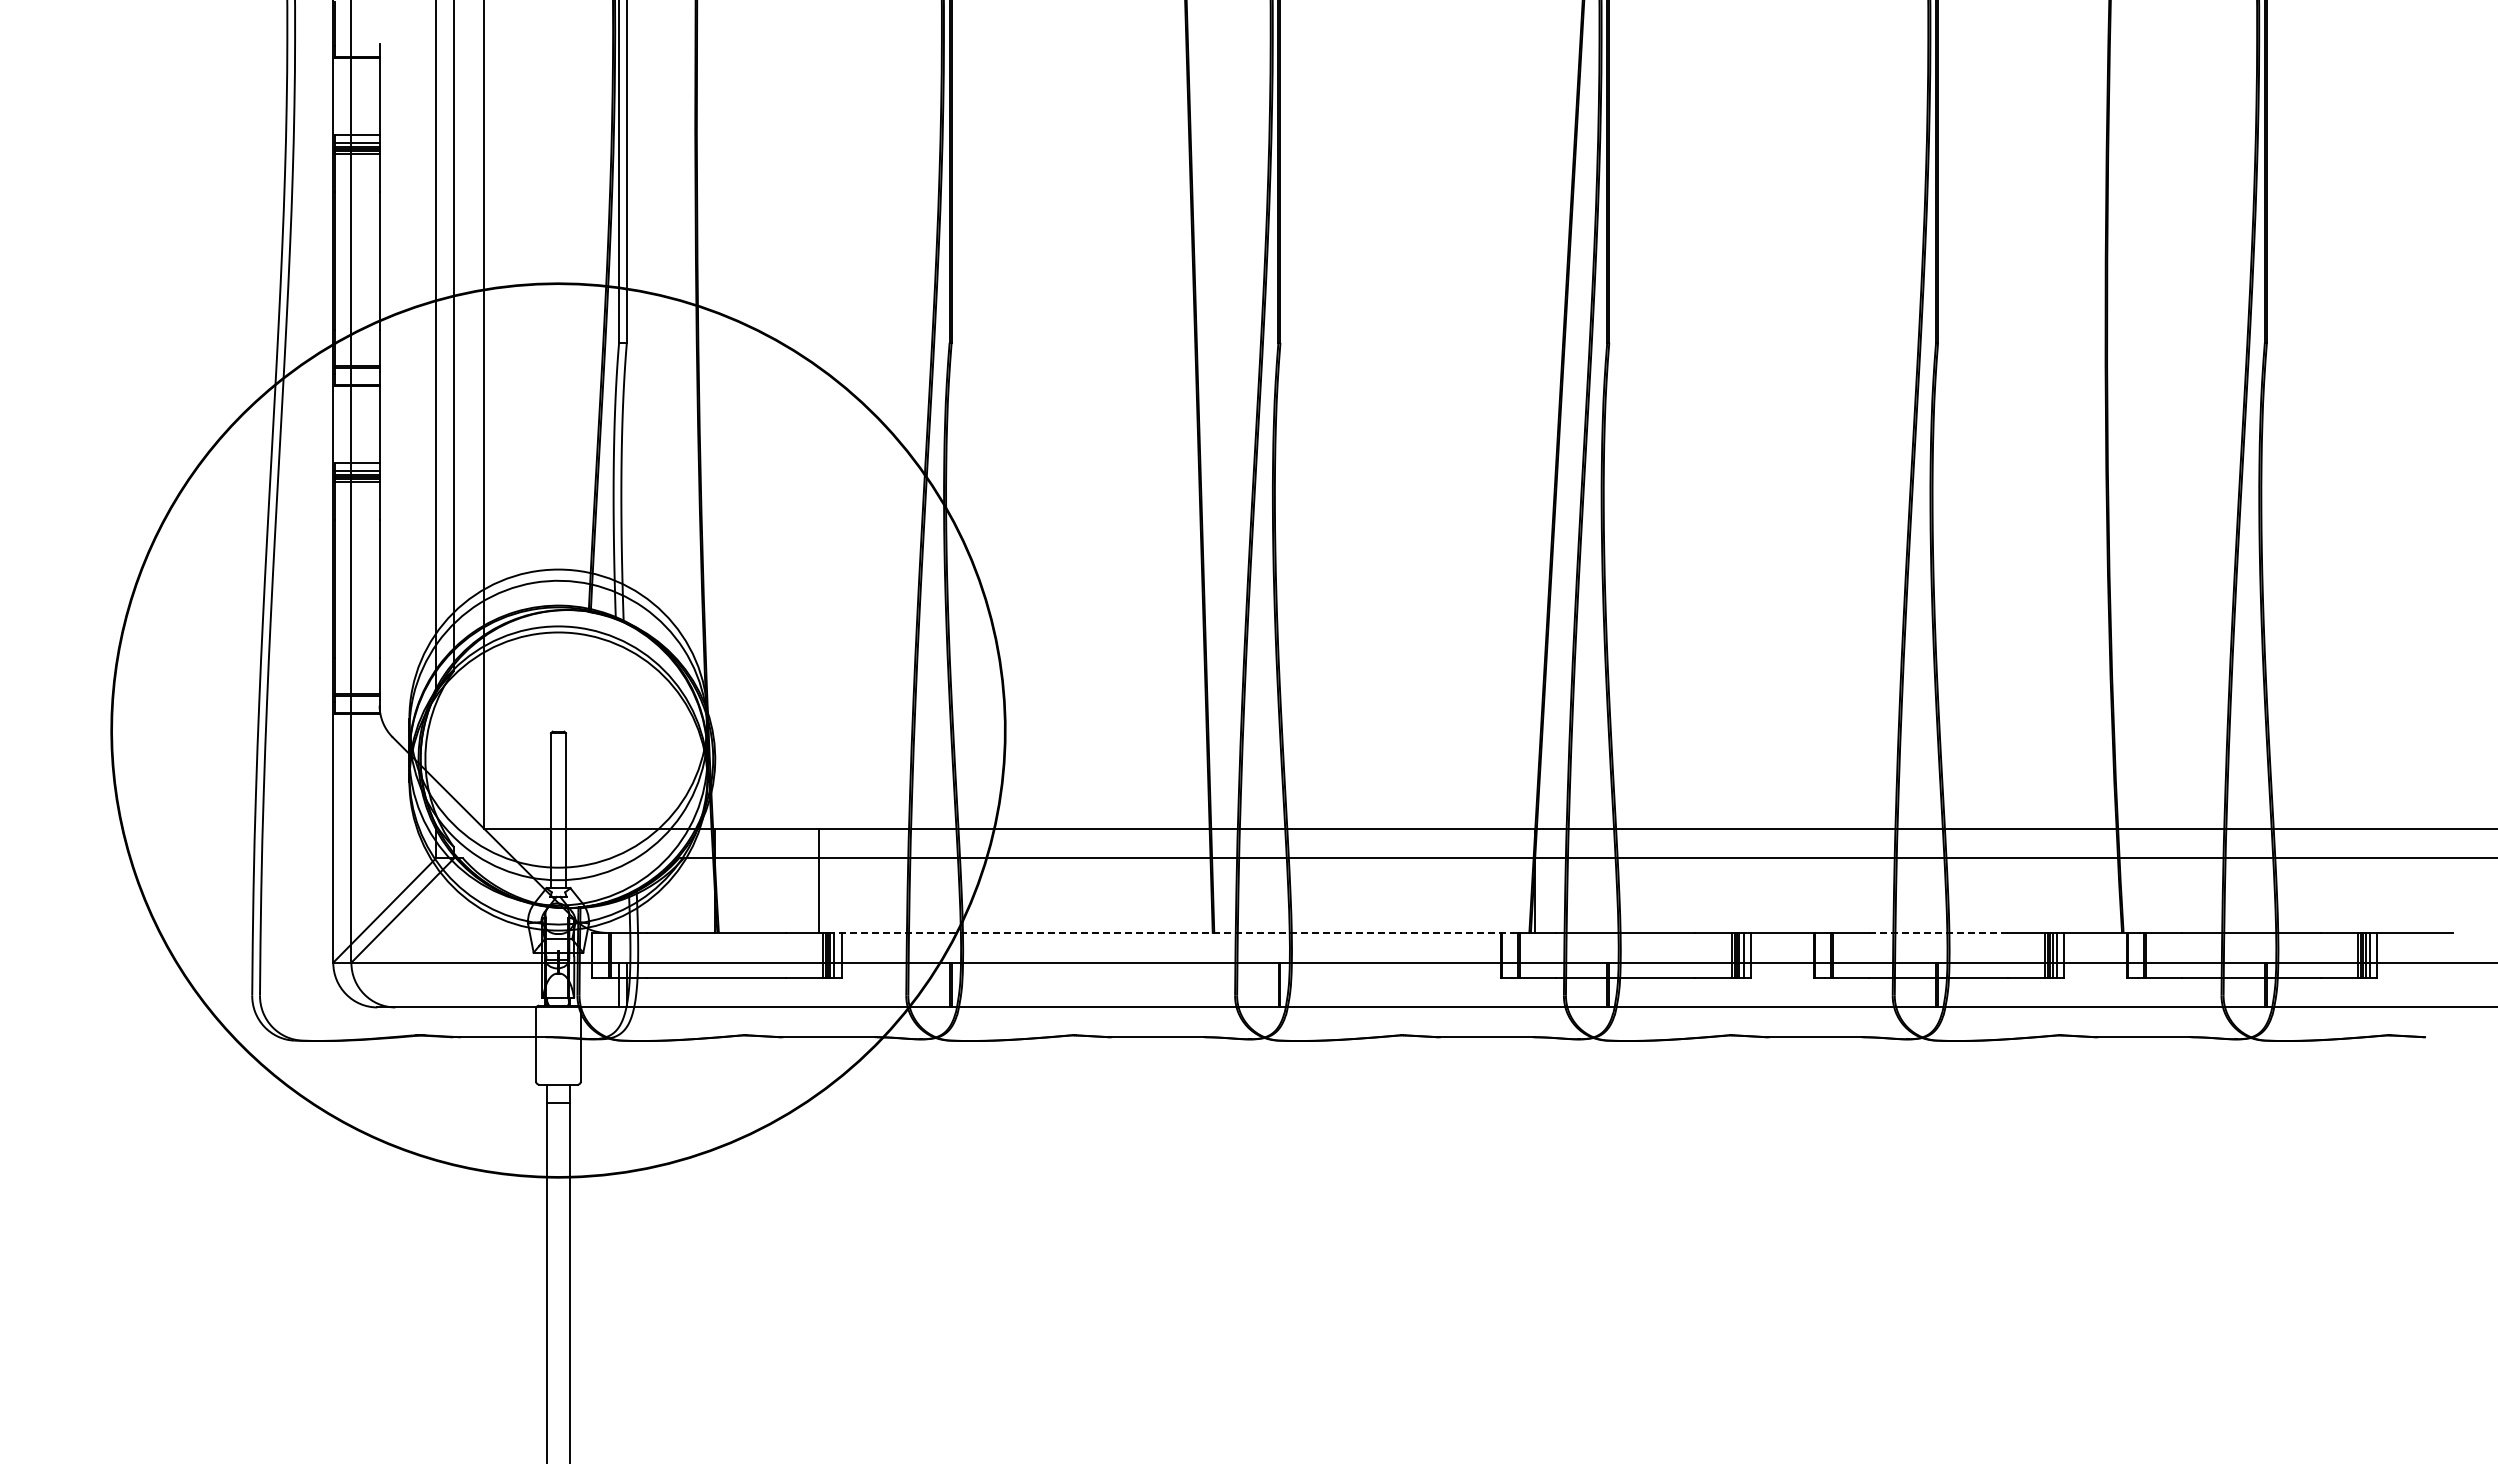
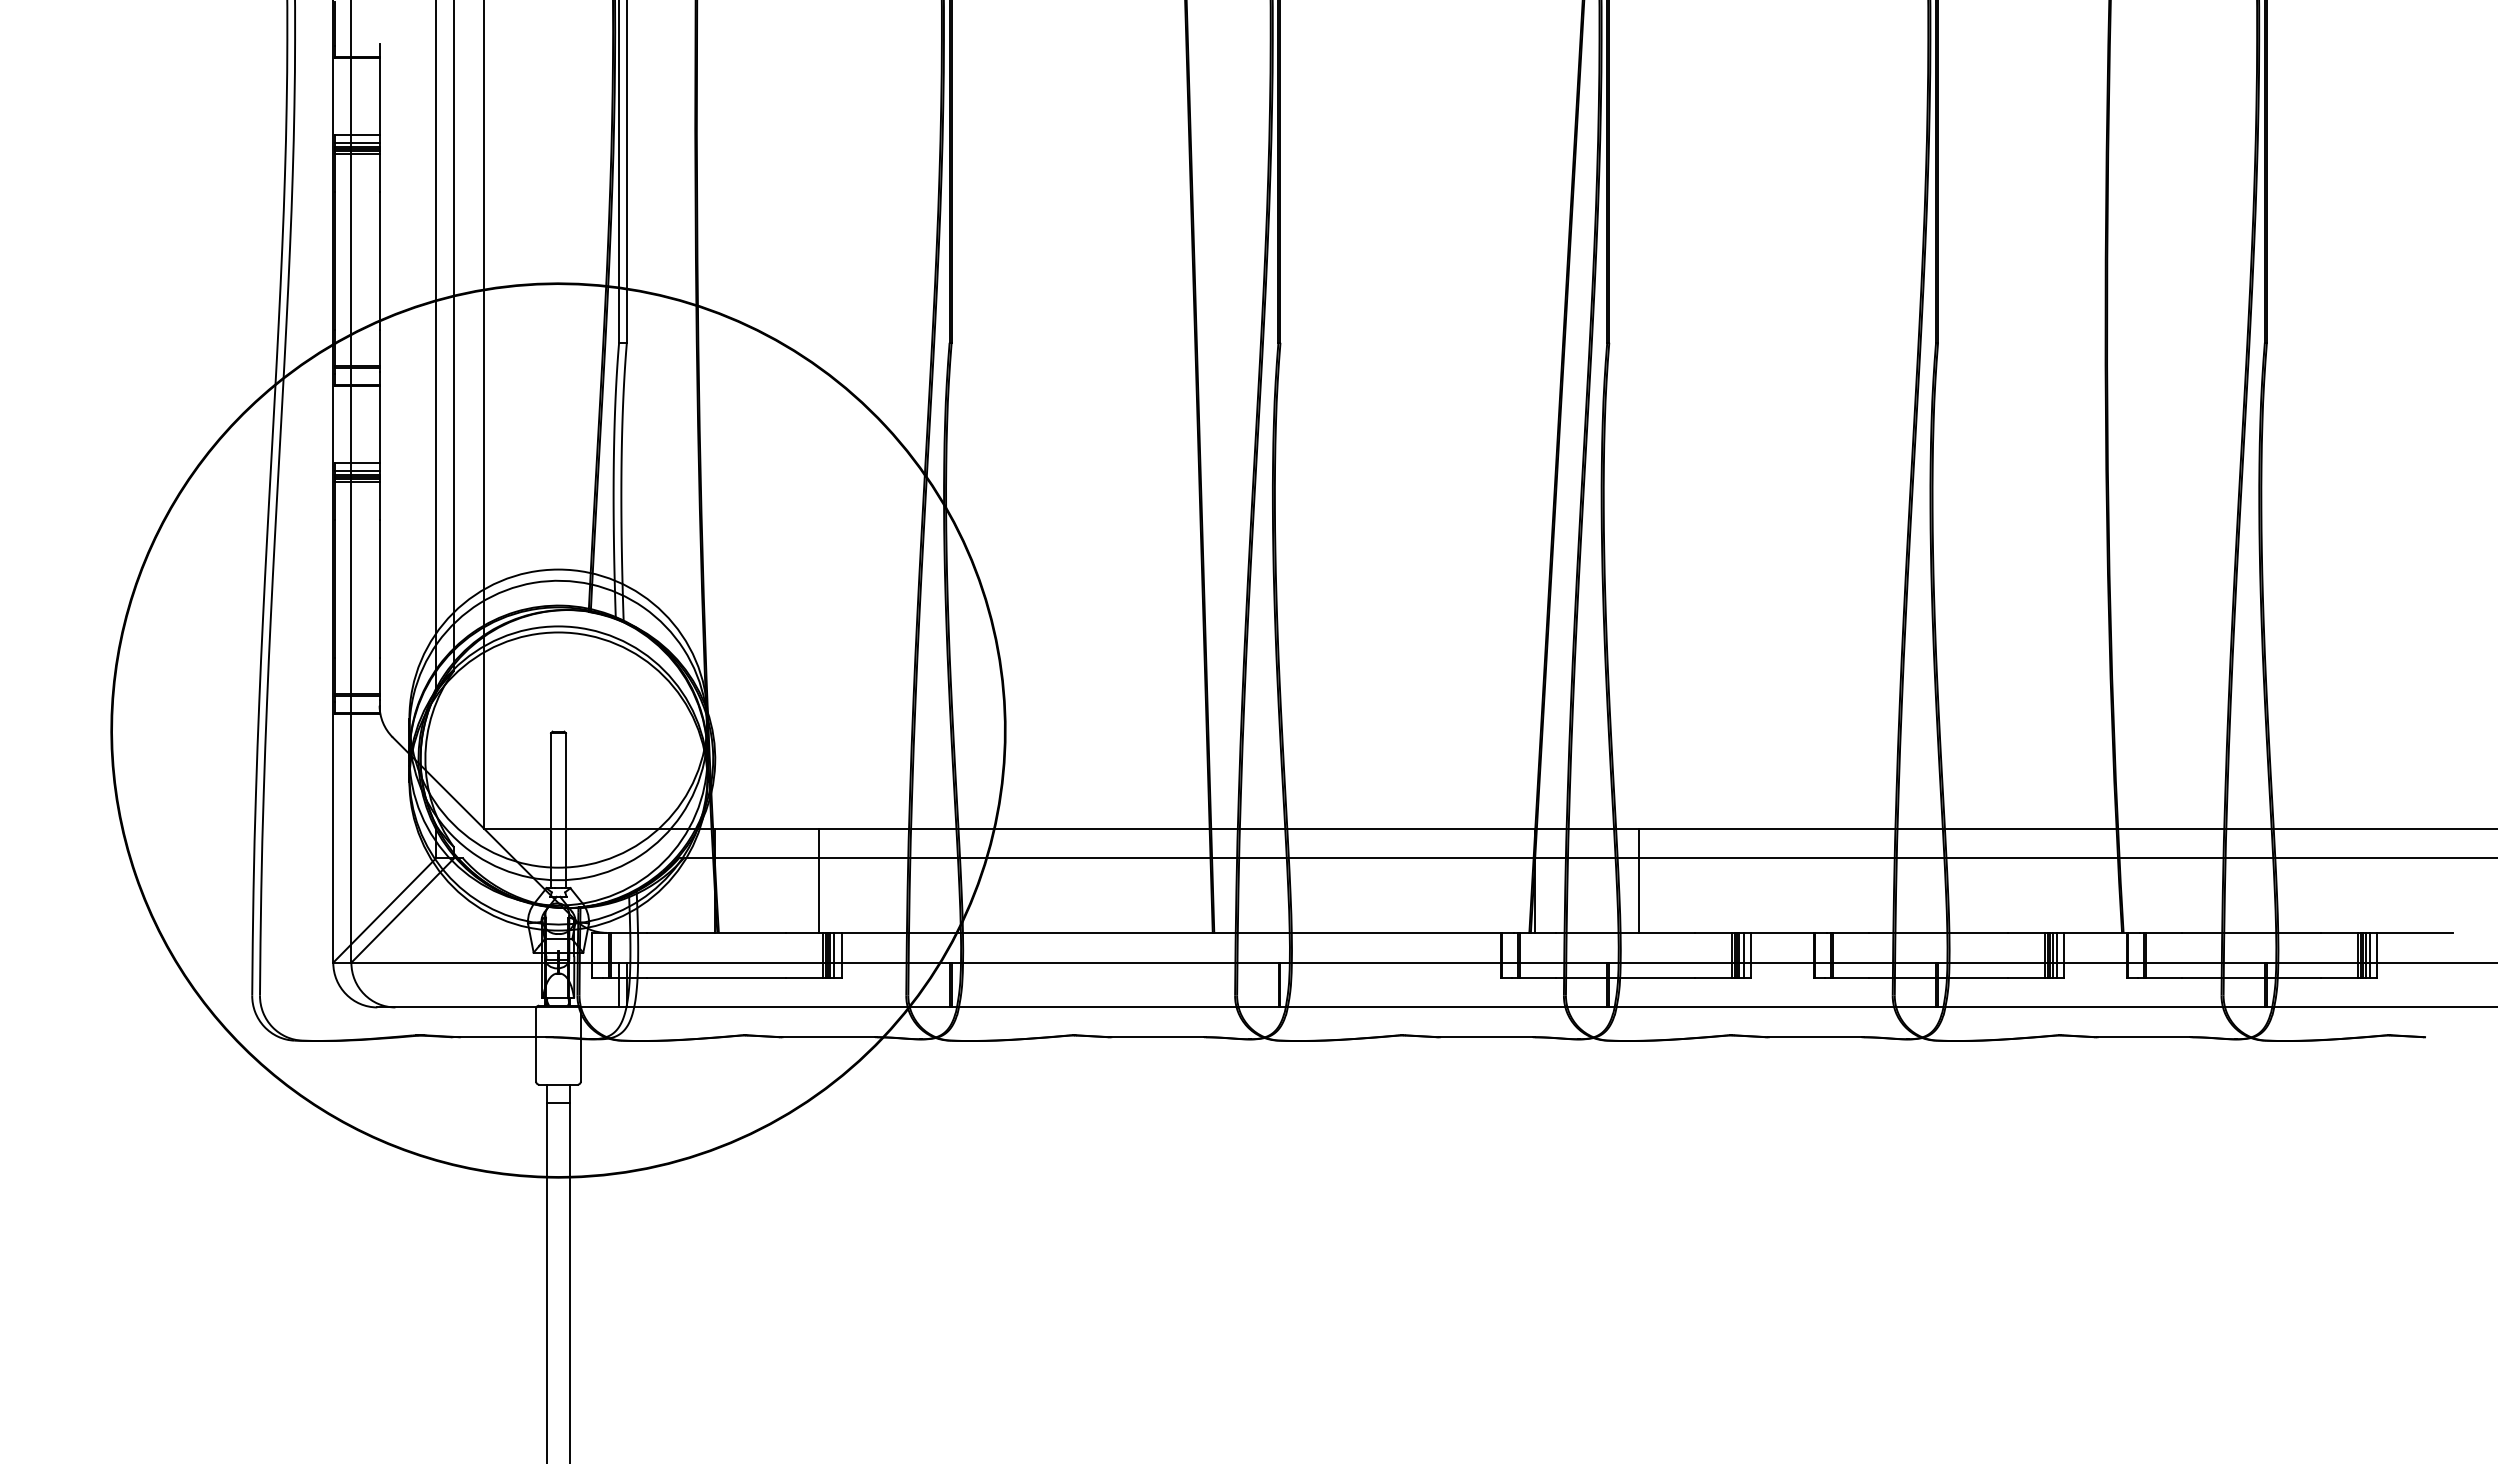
line: none -> present (1639, 880)
line: dashed -> solid (1171, 932)
line: dashed -> solid (1938, 932)
